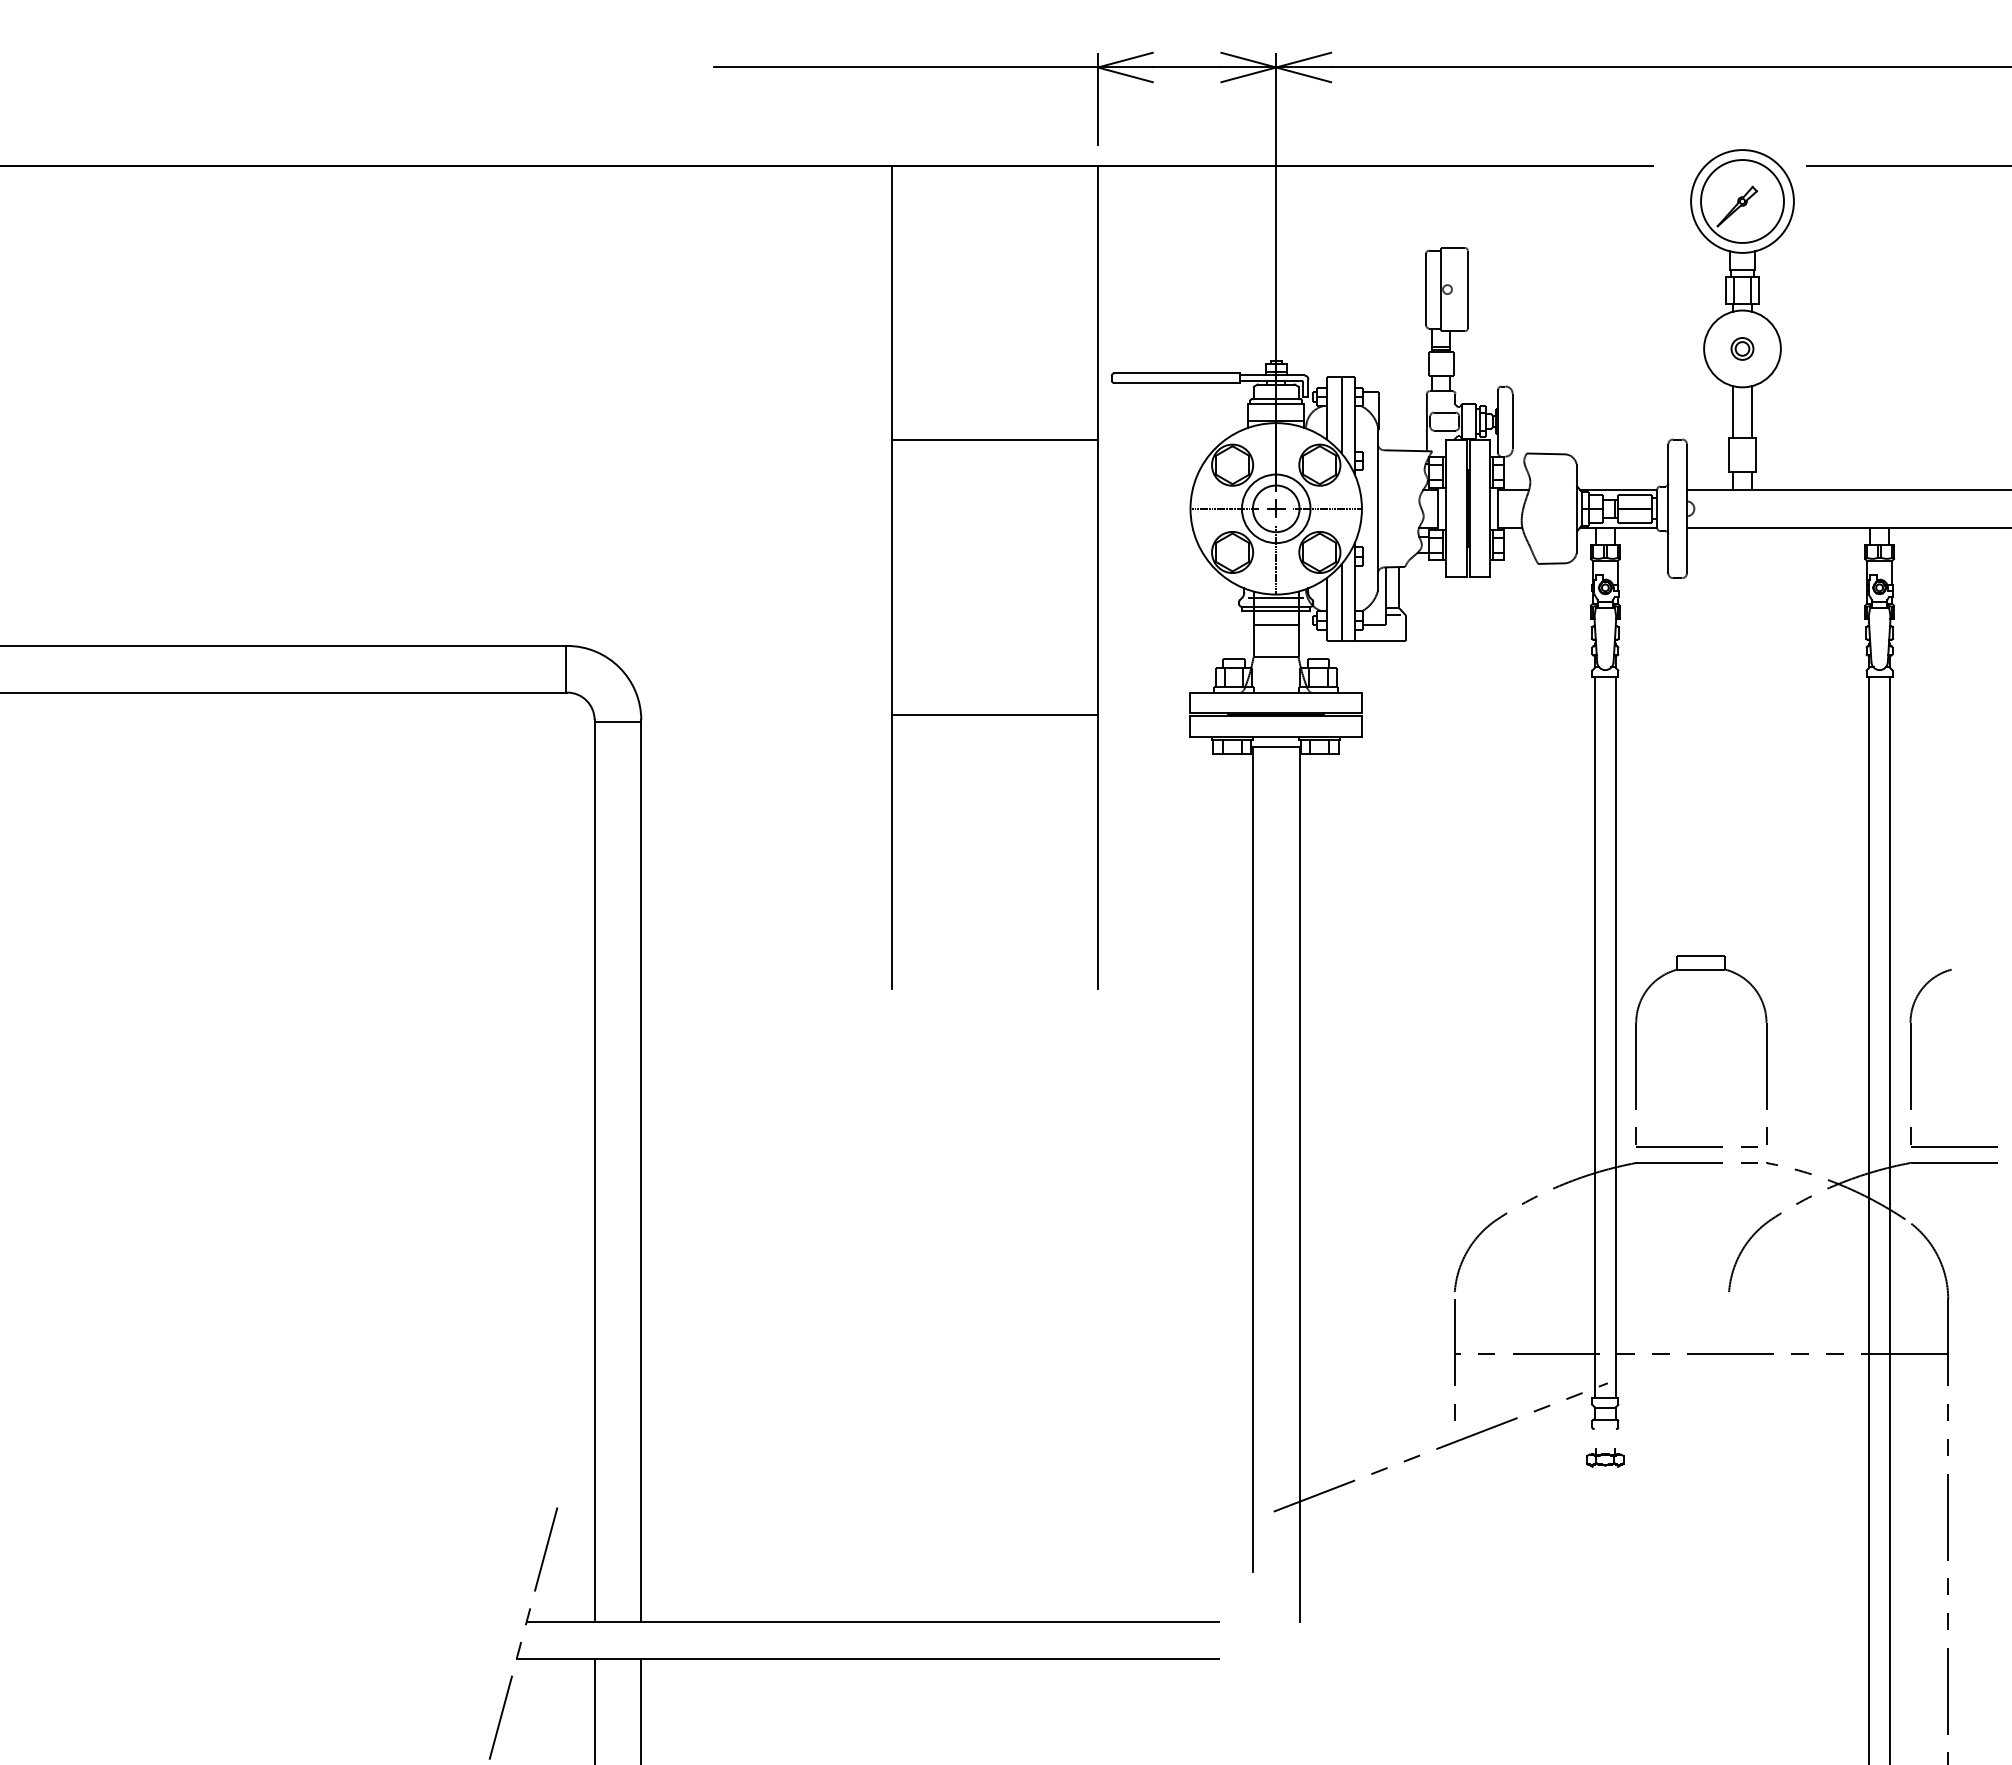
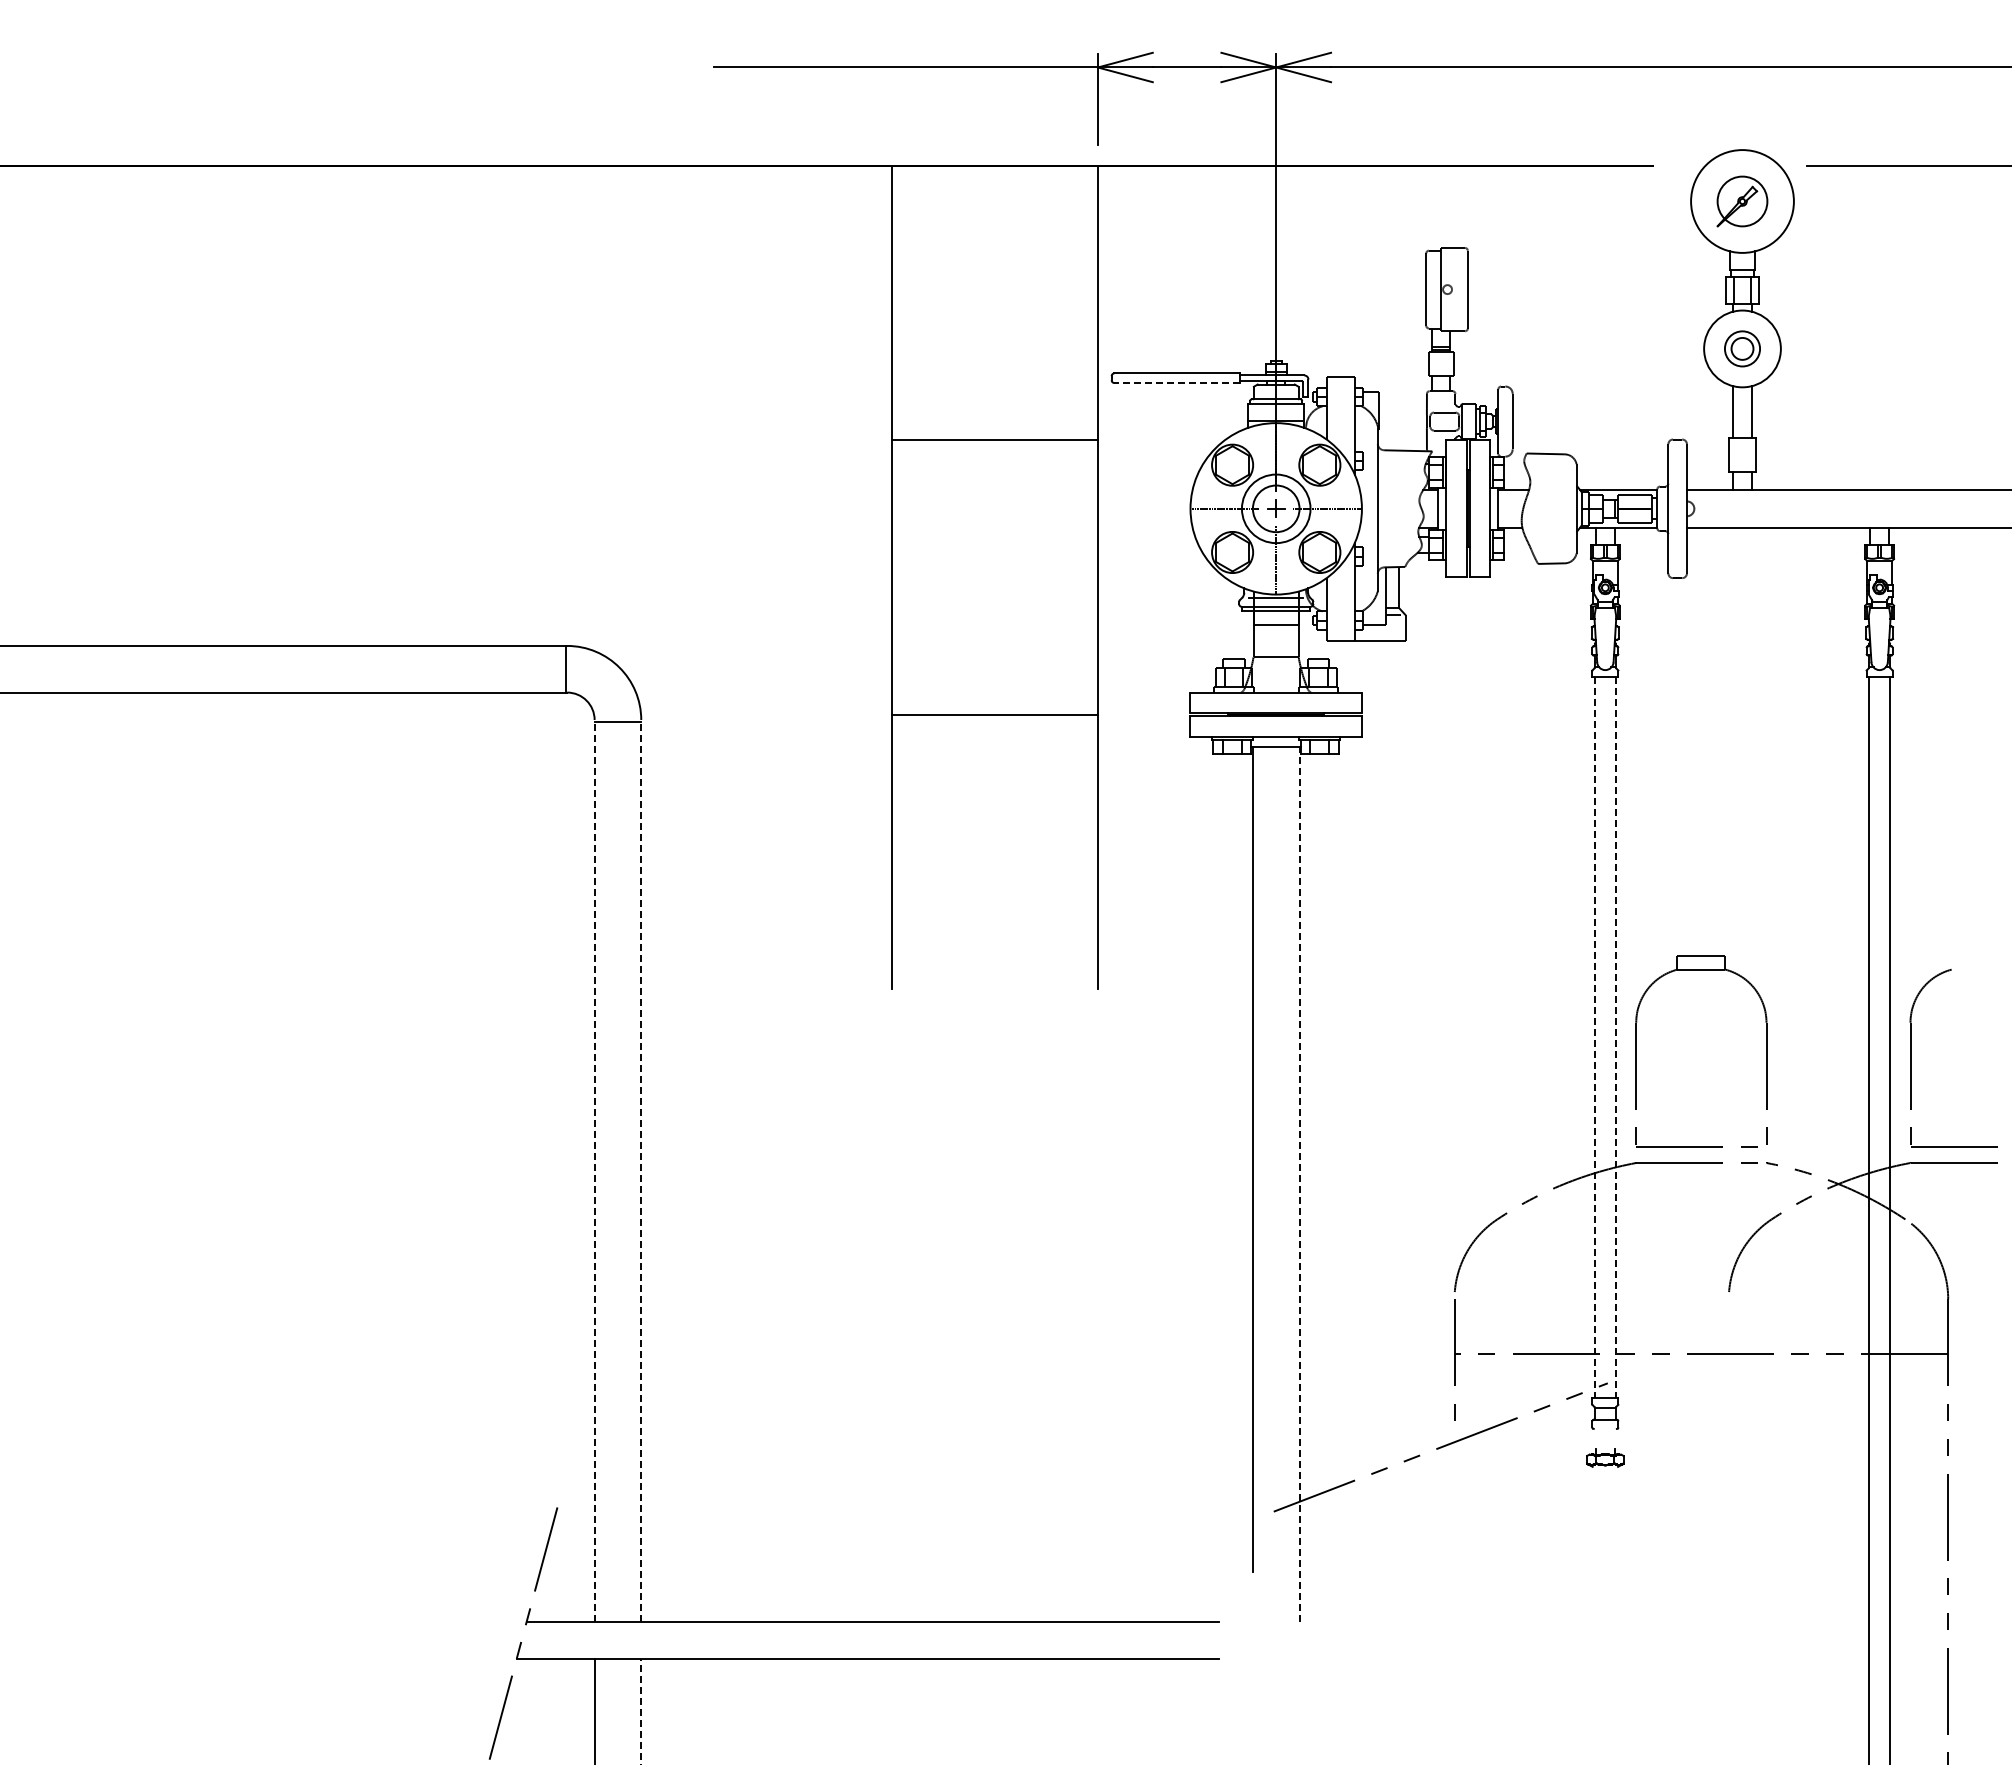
circle diameter: 83 px -> 50 px (1742, 201)
part size: 25x24 px -> 37x38 px (1742, 348)
line: solid -> dashed (1177, 383)
line: present -> none (1341, 415)
line: present -> none (1341, 602)
line: solid -> dashed (1594, 1037)
line: solid -> dashed (1615, 1037)
line: solid -> dashed (594, 1170)
line: solid -> dashed (641, 1170)
line: solid -> dashed (1299, 1184)
line: solid -> dashed (641, 1711)
